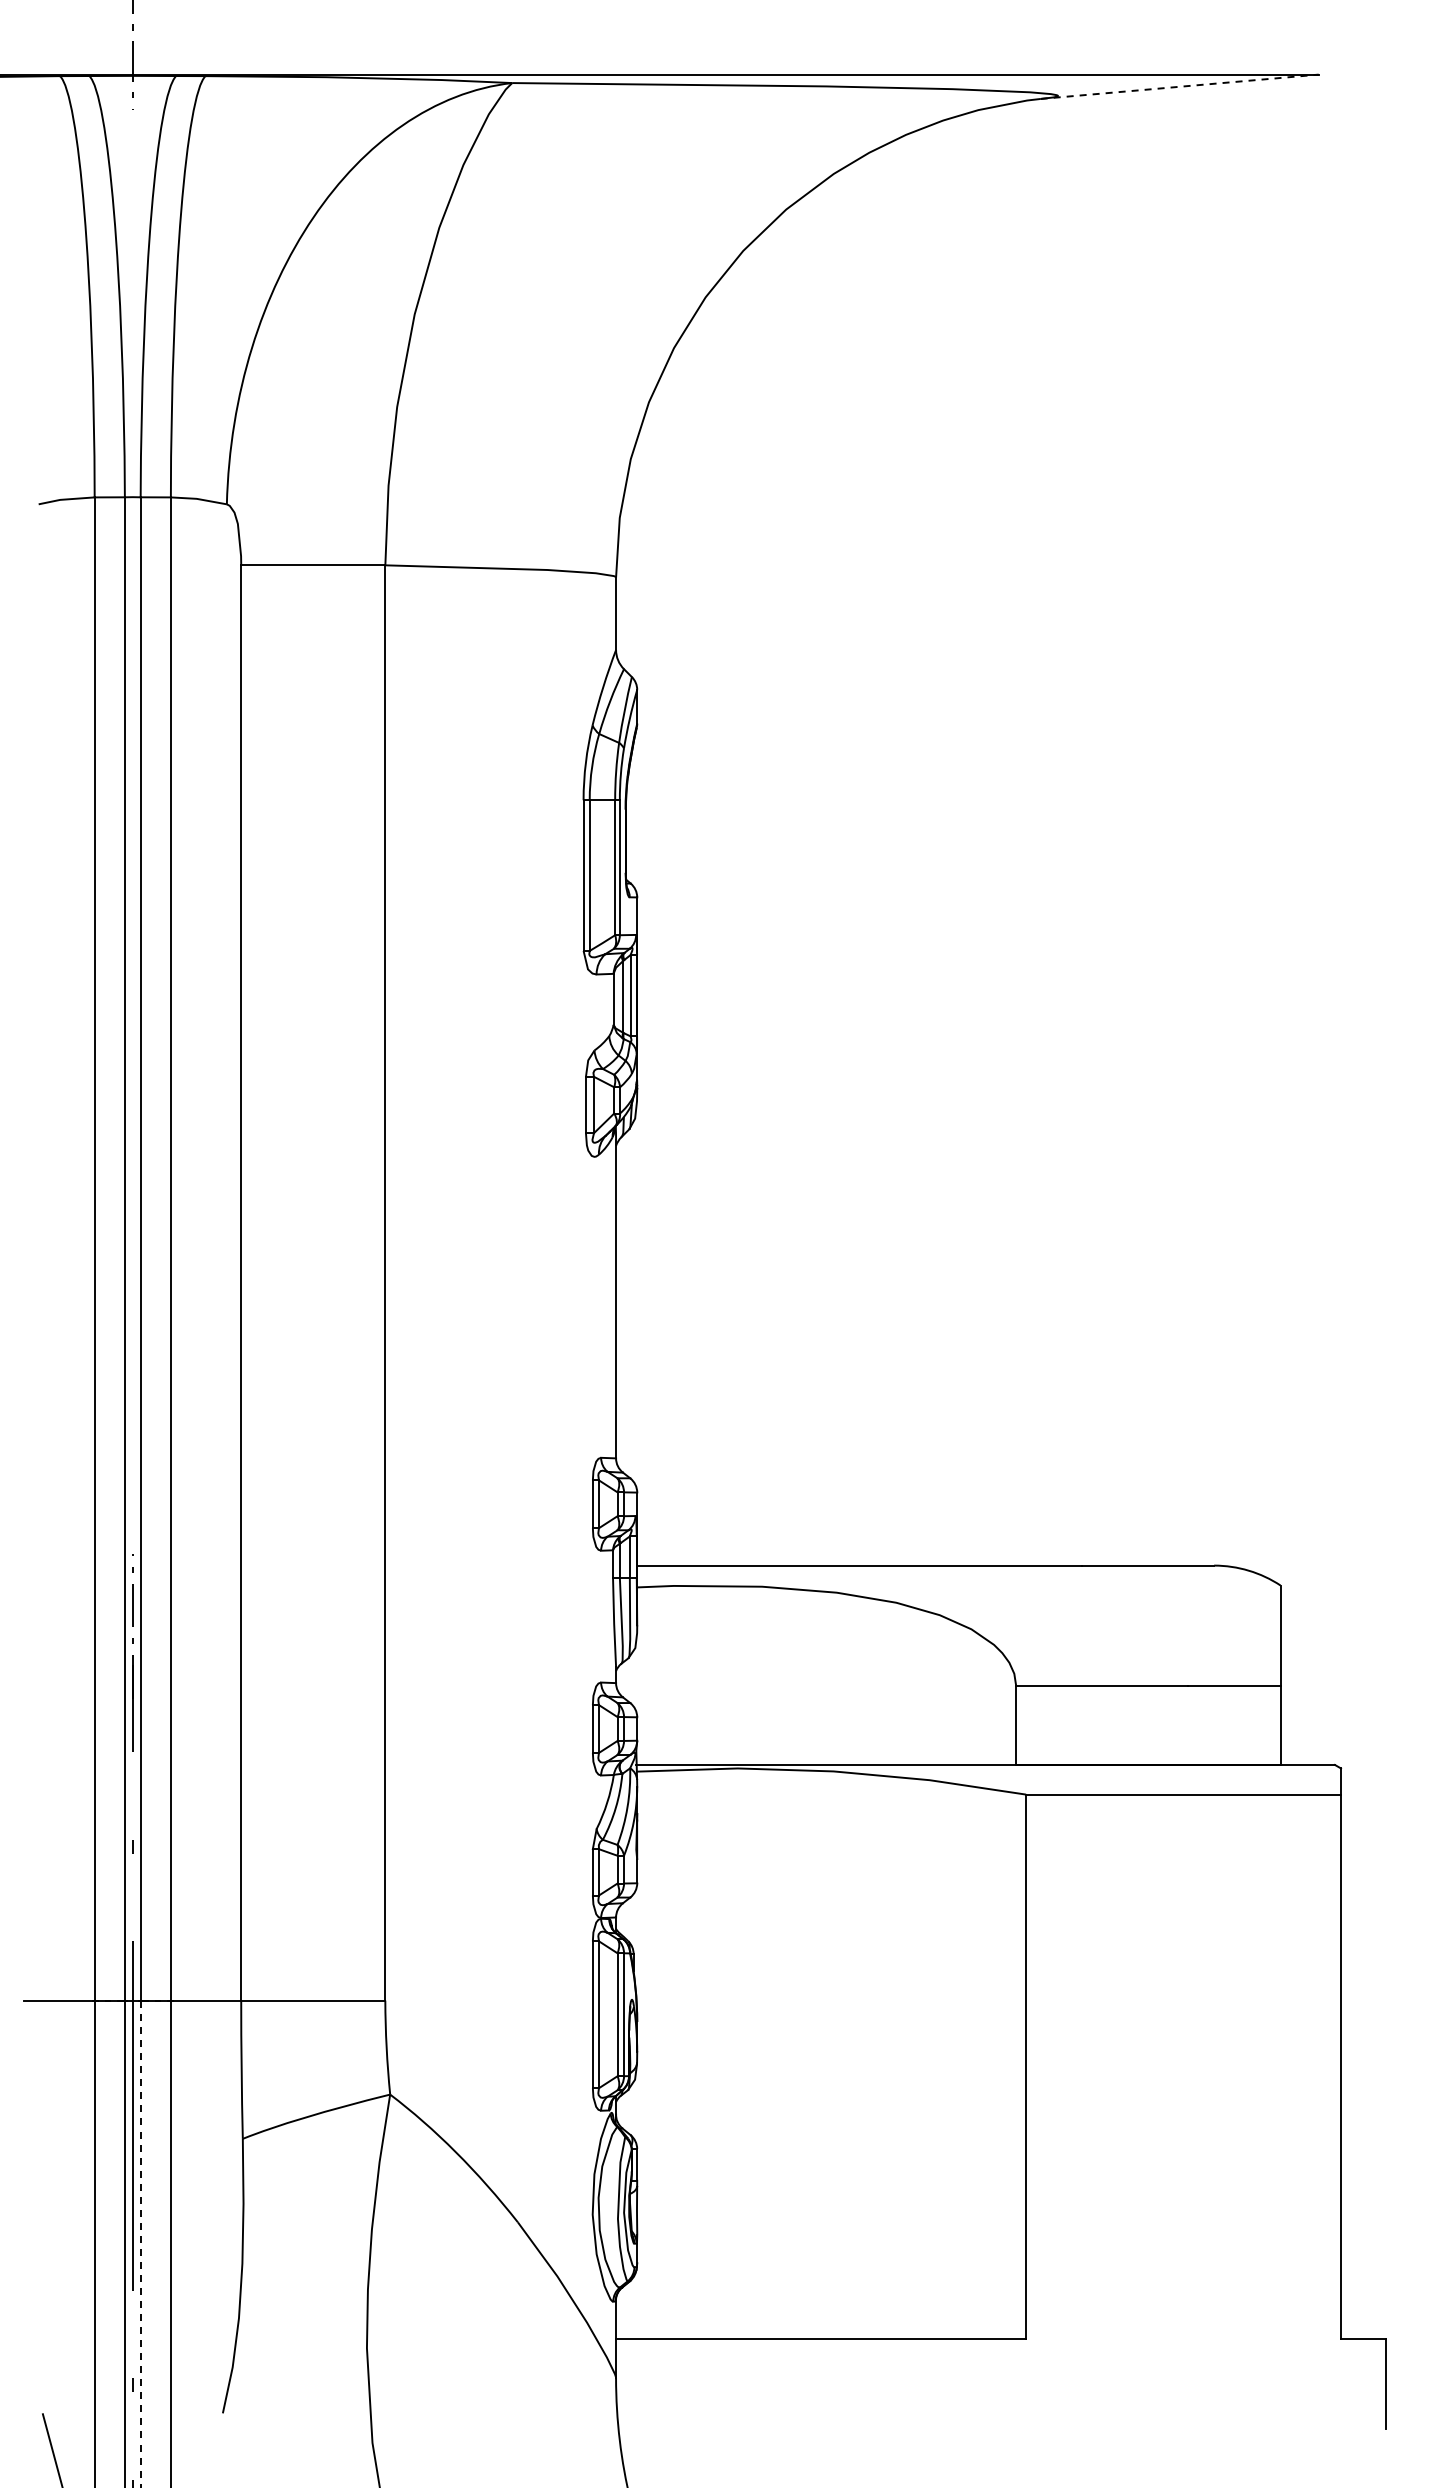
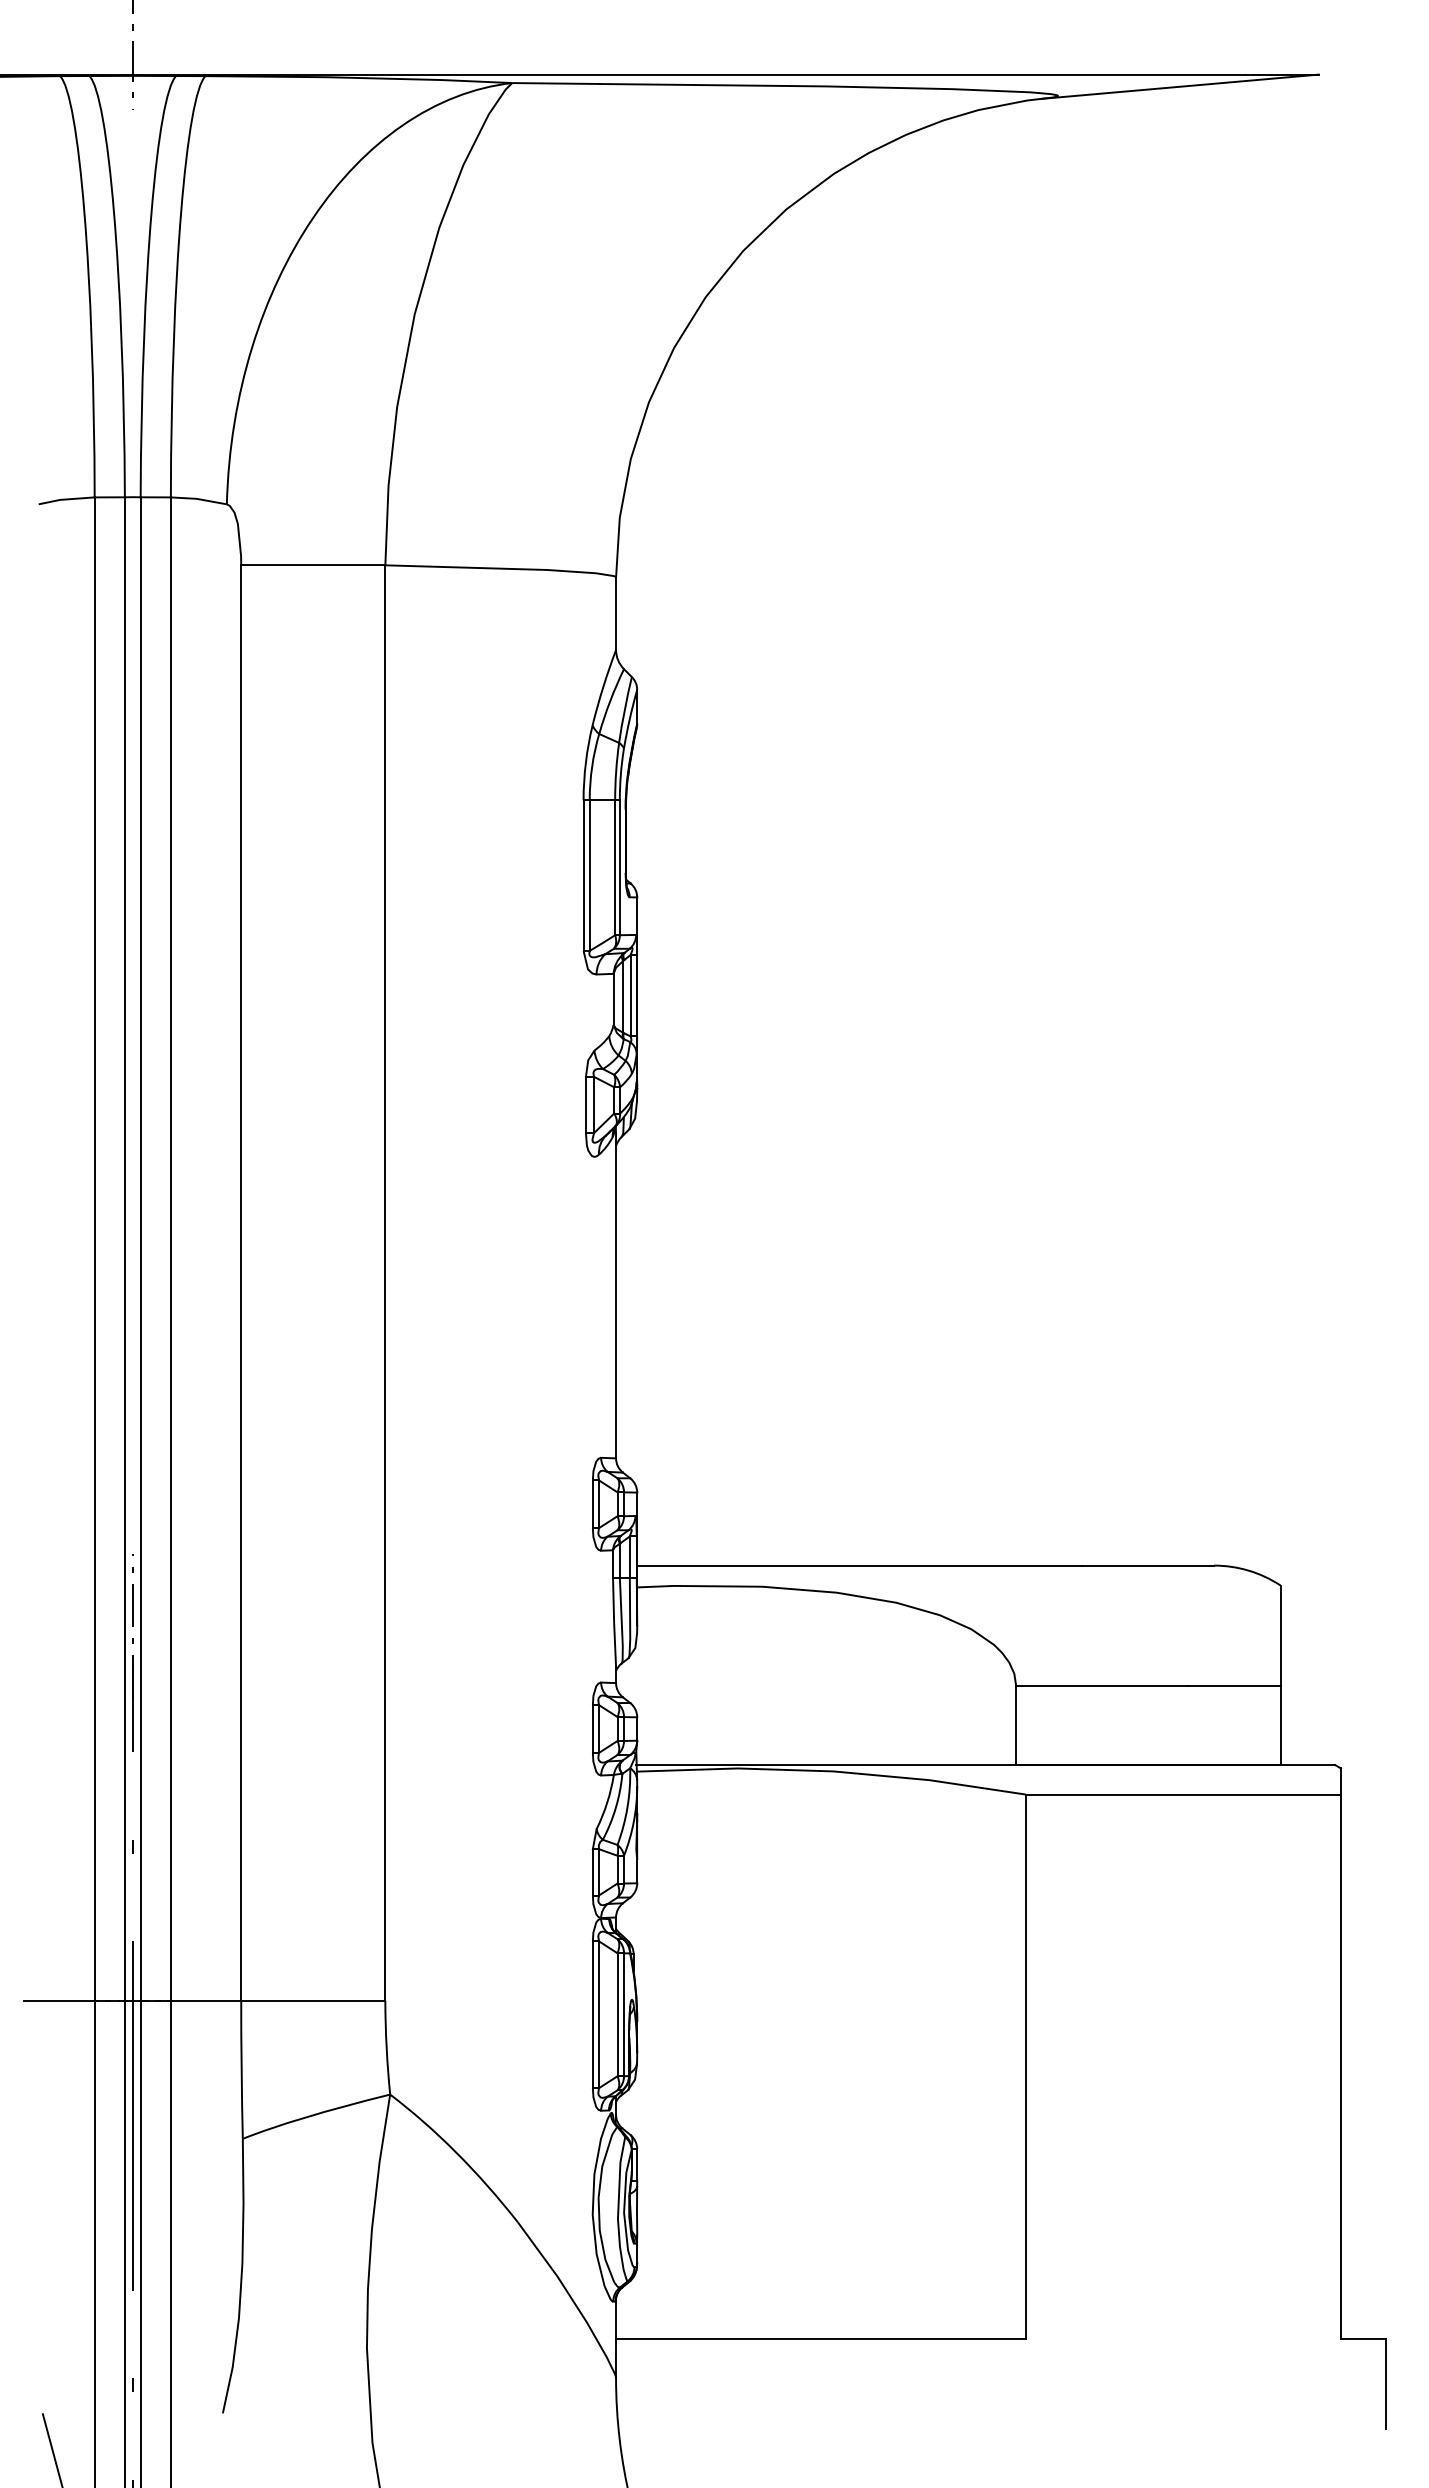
line: dashed -> solid (1179, 86)
line: dashed -> solid (140, 2244)
